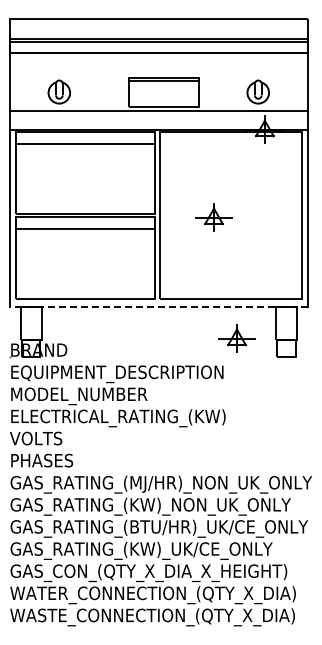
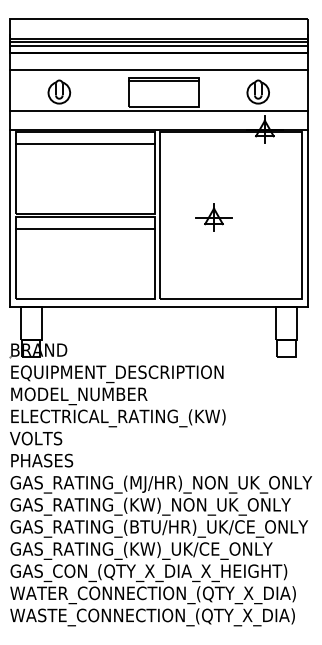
line: none -> present (158, 45)
line: none -> present (158, 69)
line: dashed -> solid (158, 307)
part: present -> none (236, 338)
